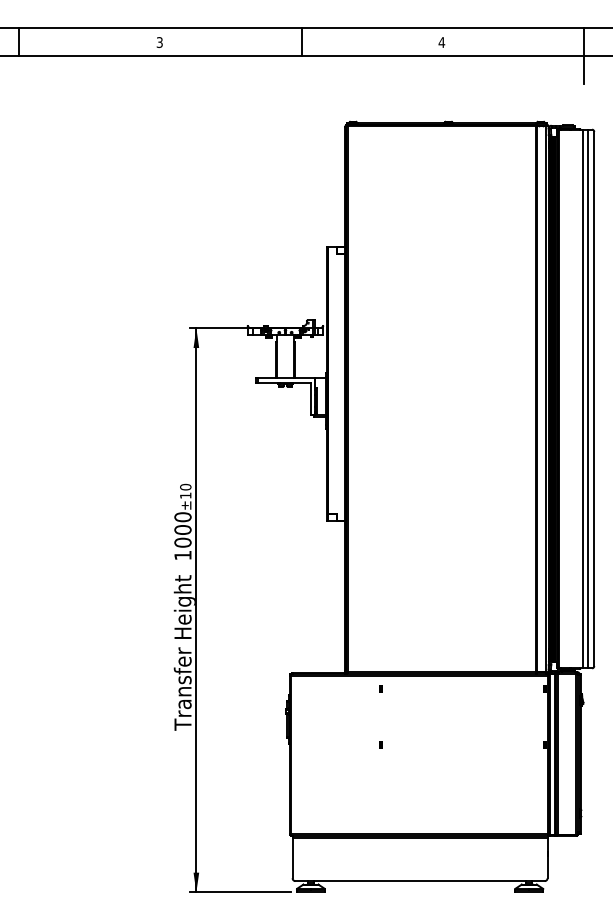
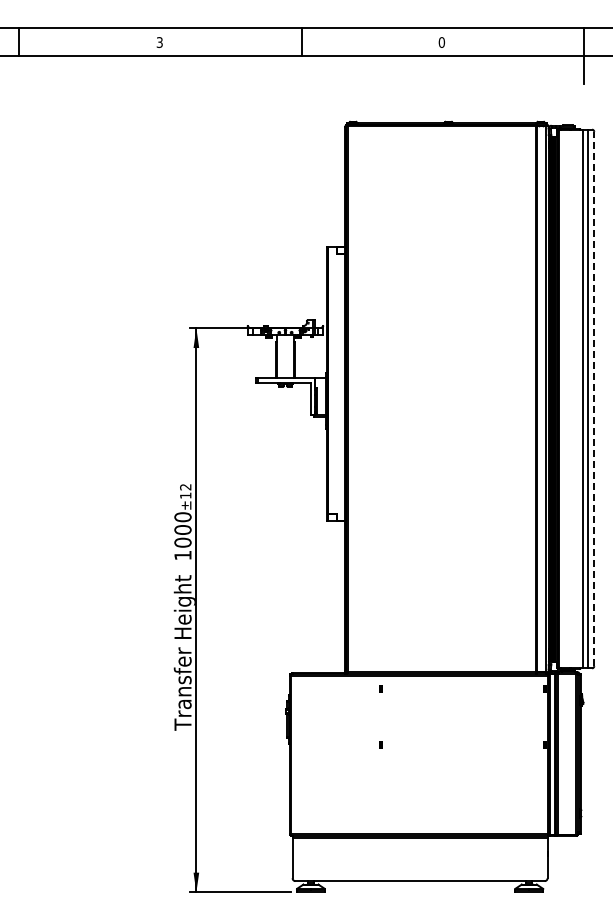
text: 4 -> 0 (441, 42)
line: solid -> dashed (594, 398)
text: ±10 -> ±12 (185, 486)
